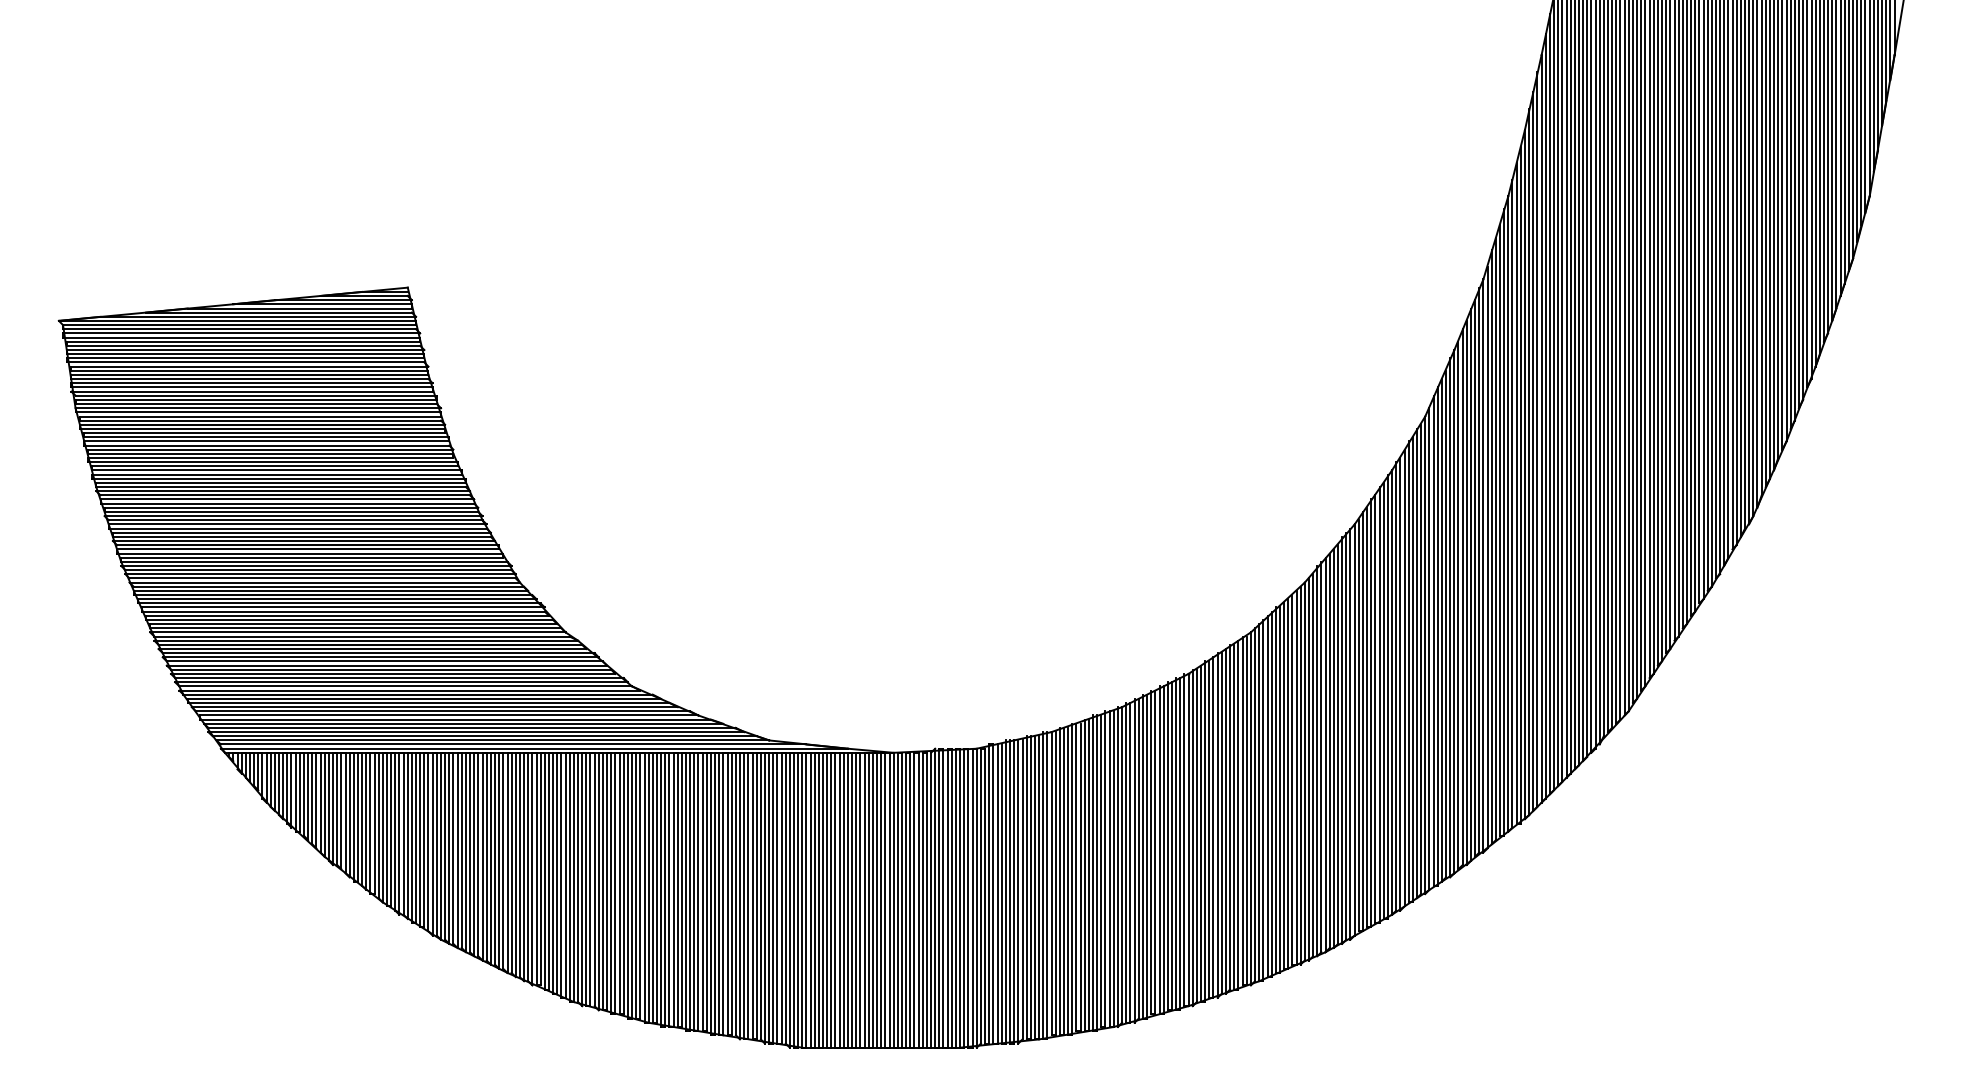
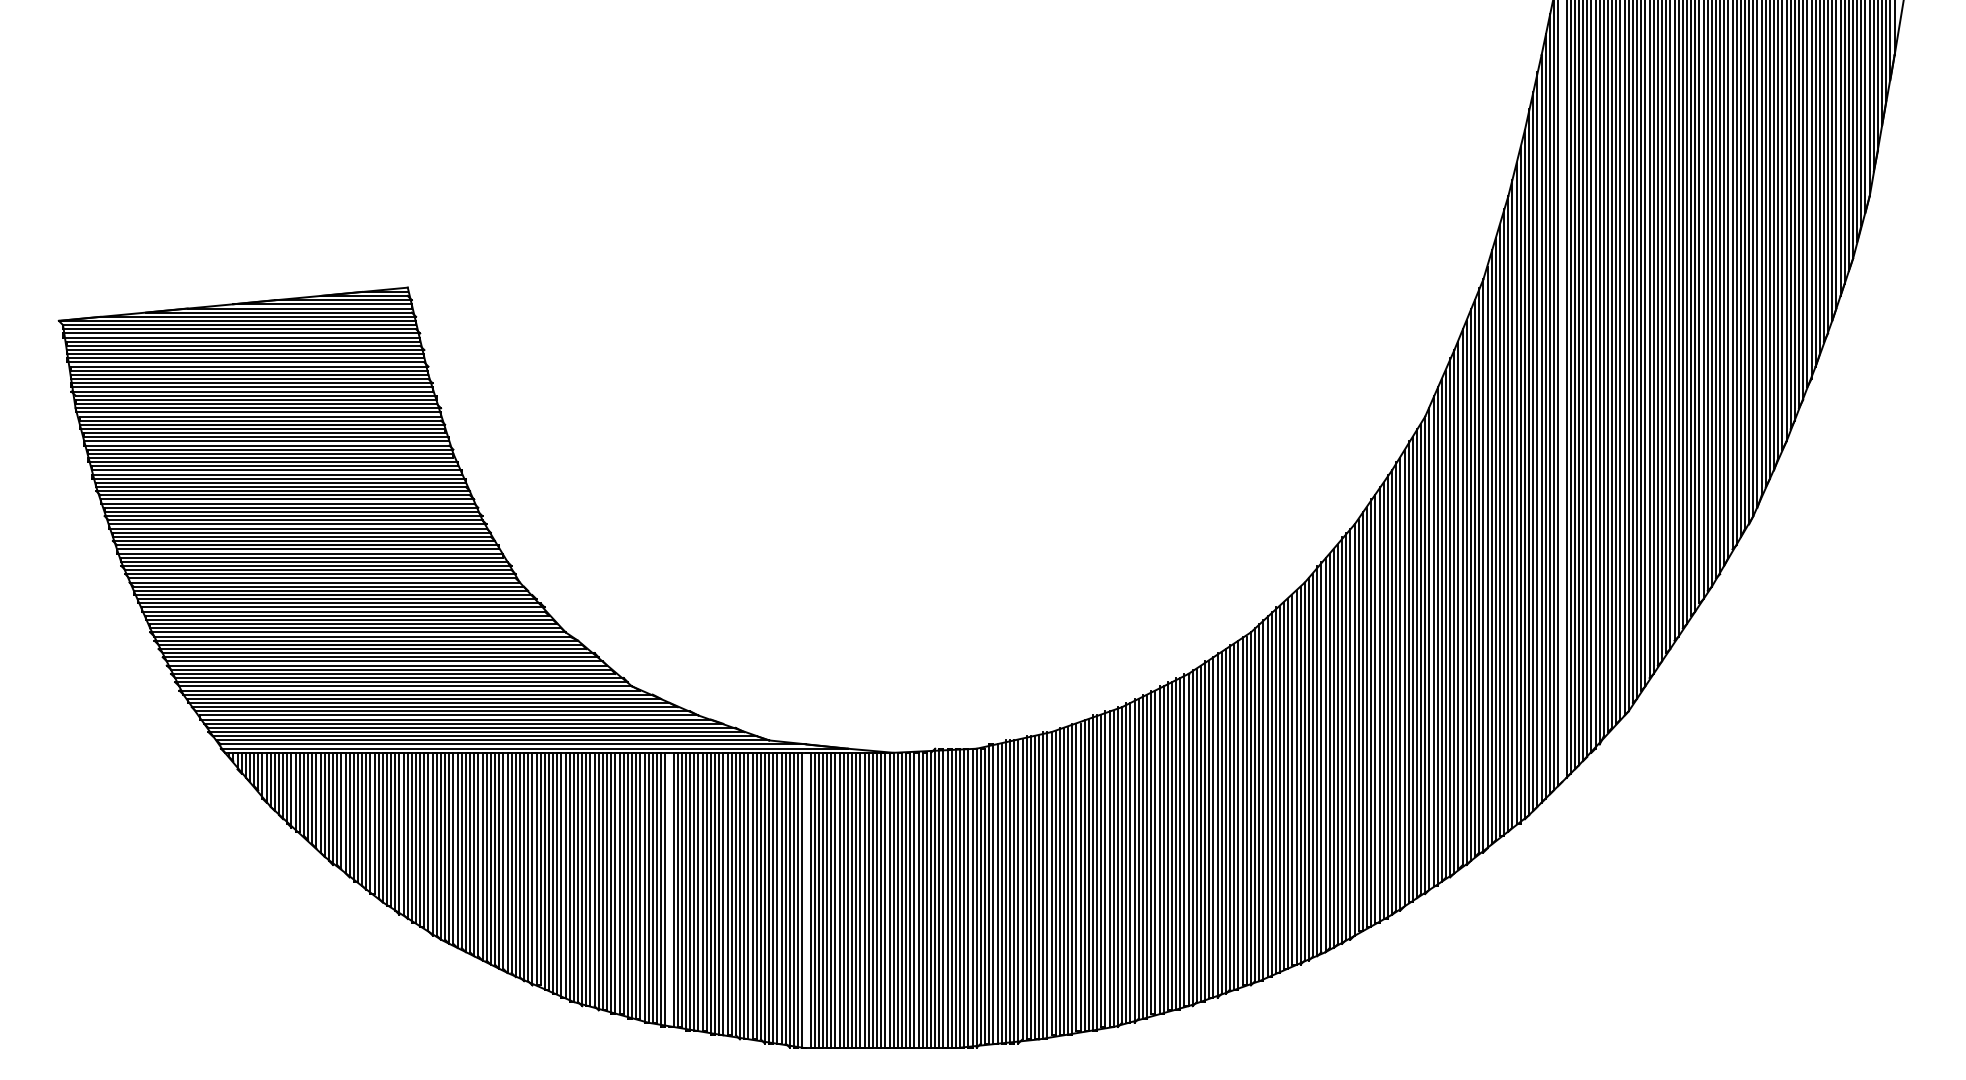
line: present -> none (1562, 391)
line: present -> none (669, 889)
line: present -> none (806, 899)
